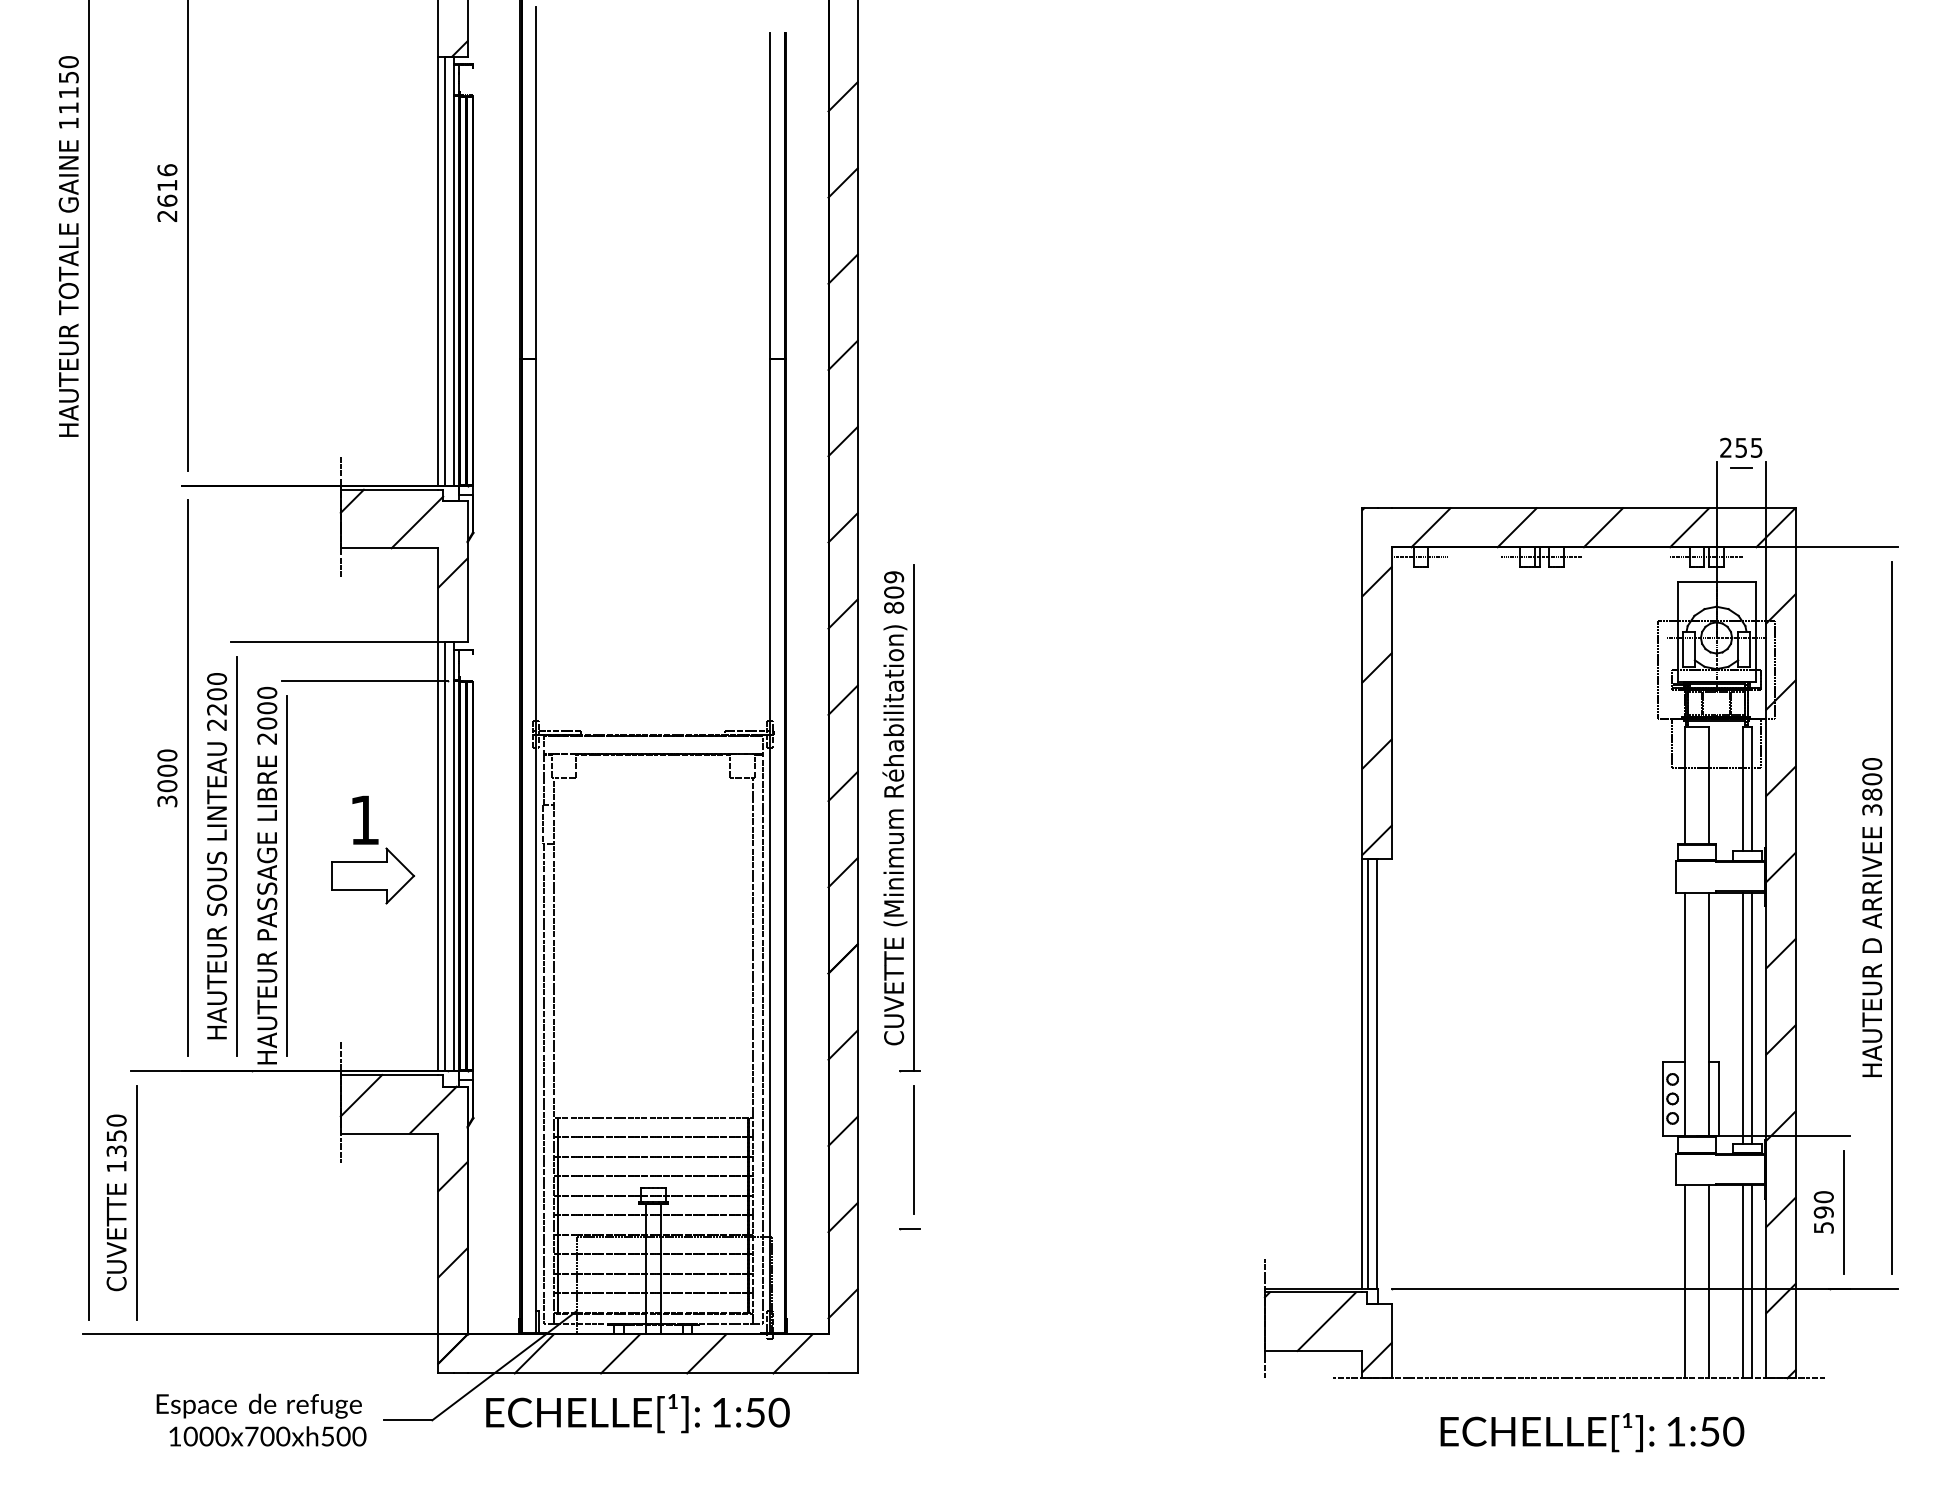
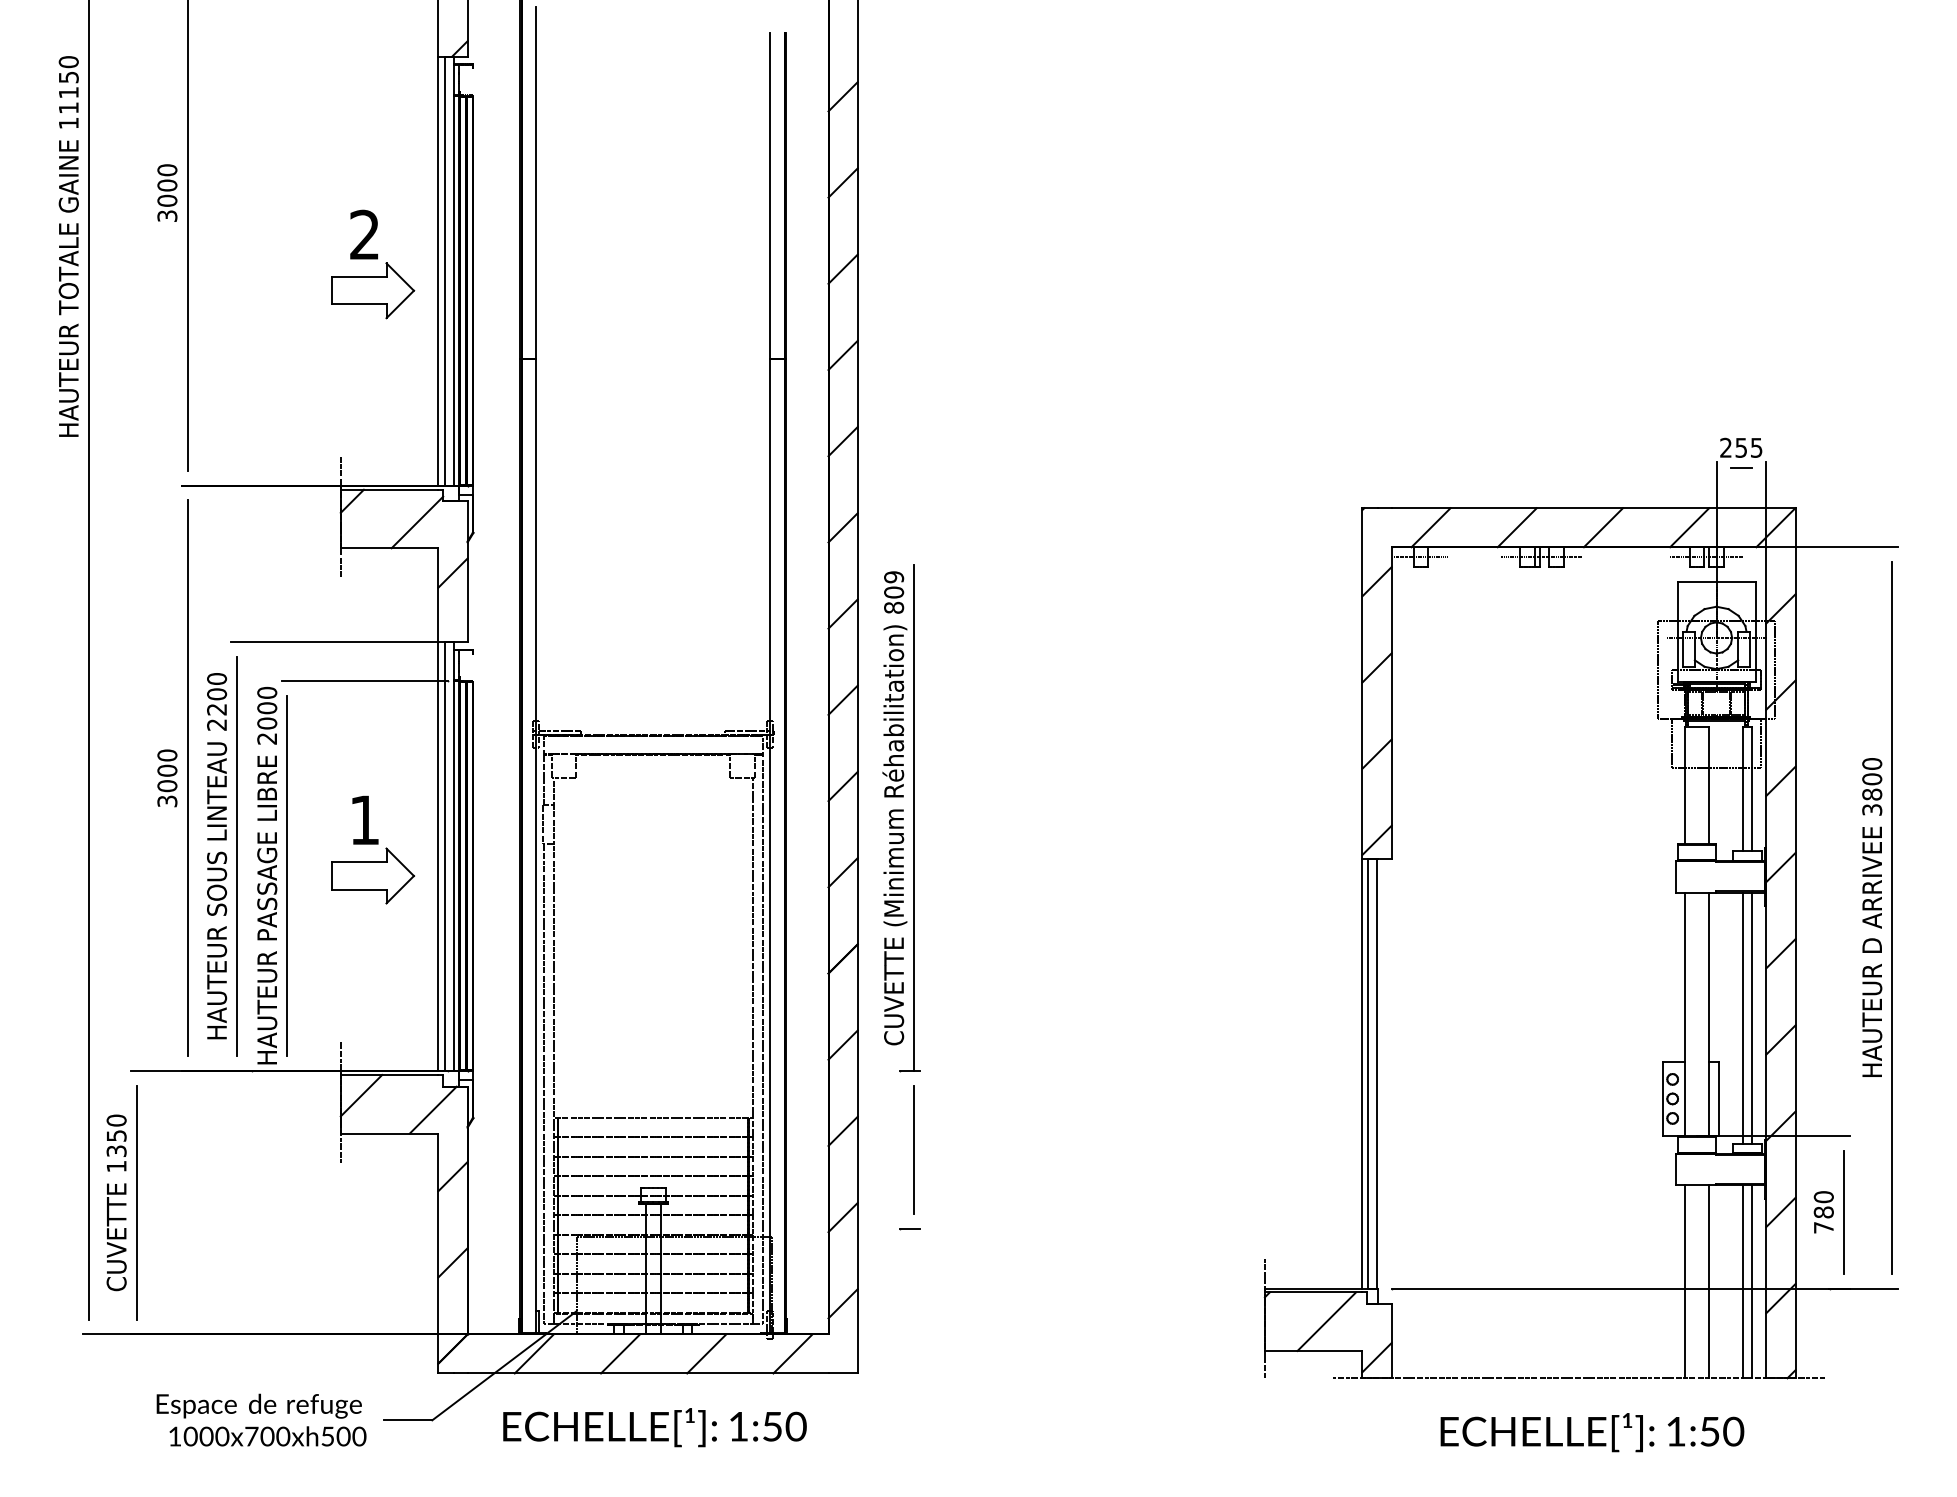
text: 2616 -> 3000 (167, 192)
part: none -> present (373, 264)
text: 590 -> 780 (1823, 1219)
text position: (637, 1413) -> (654, 1427) (654, 1427)
